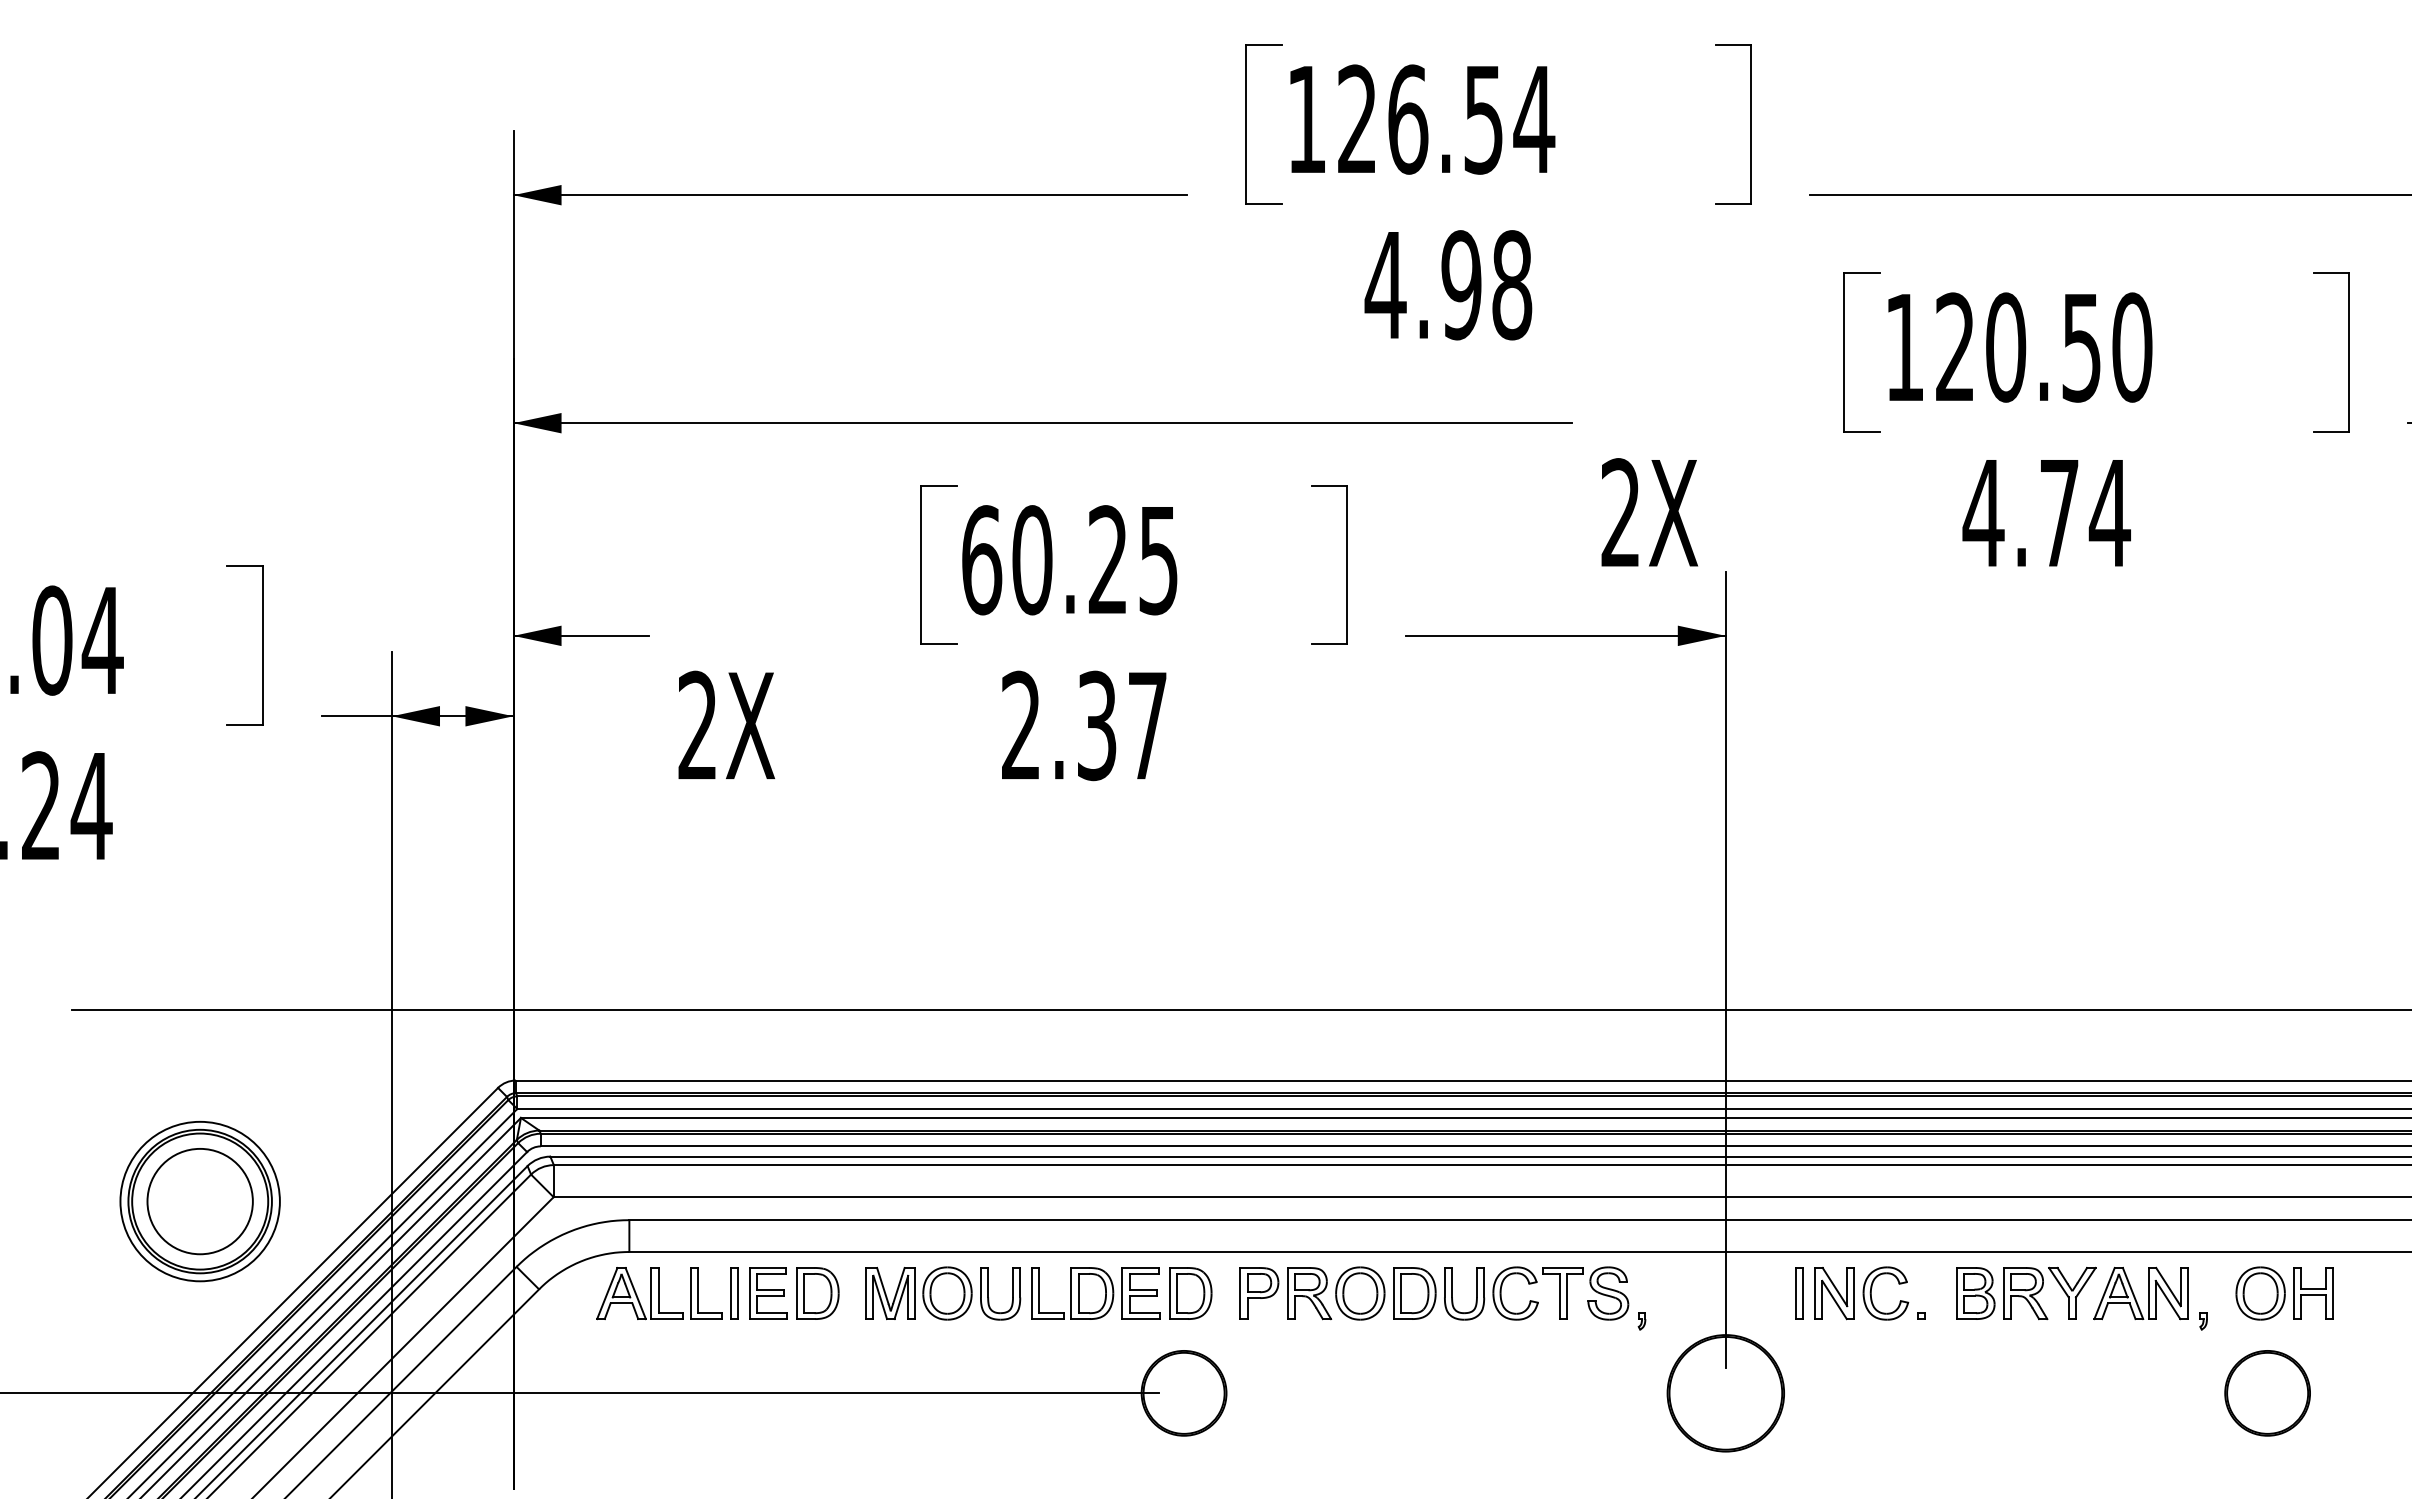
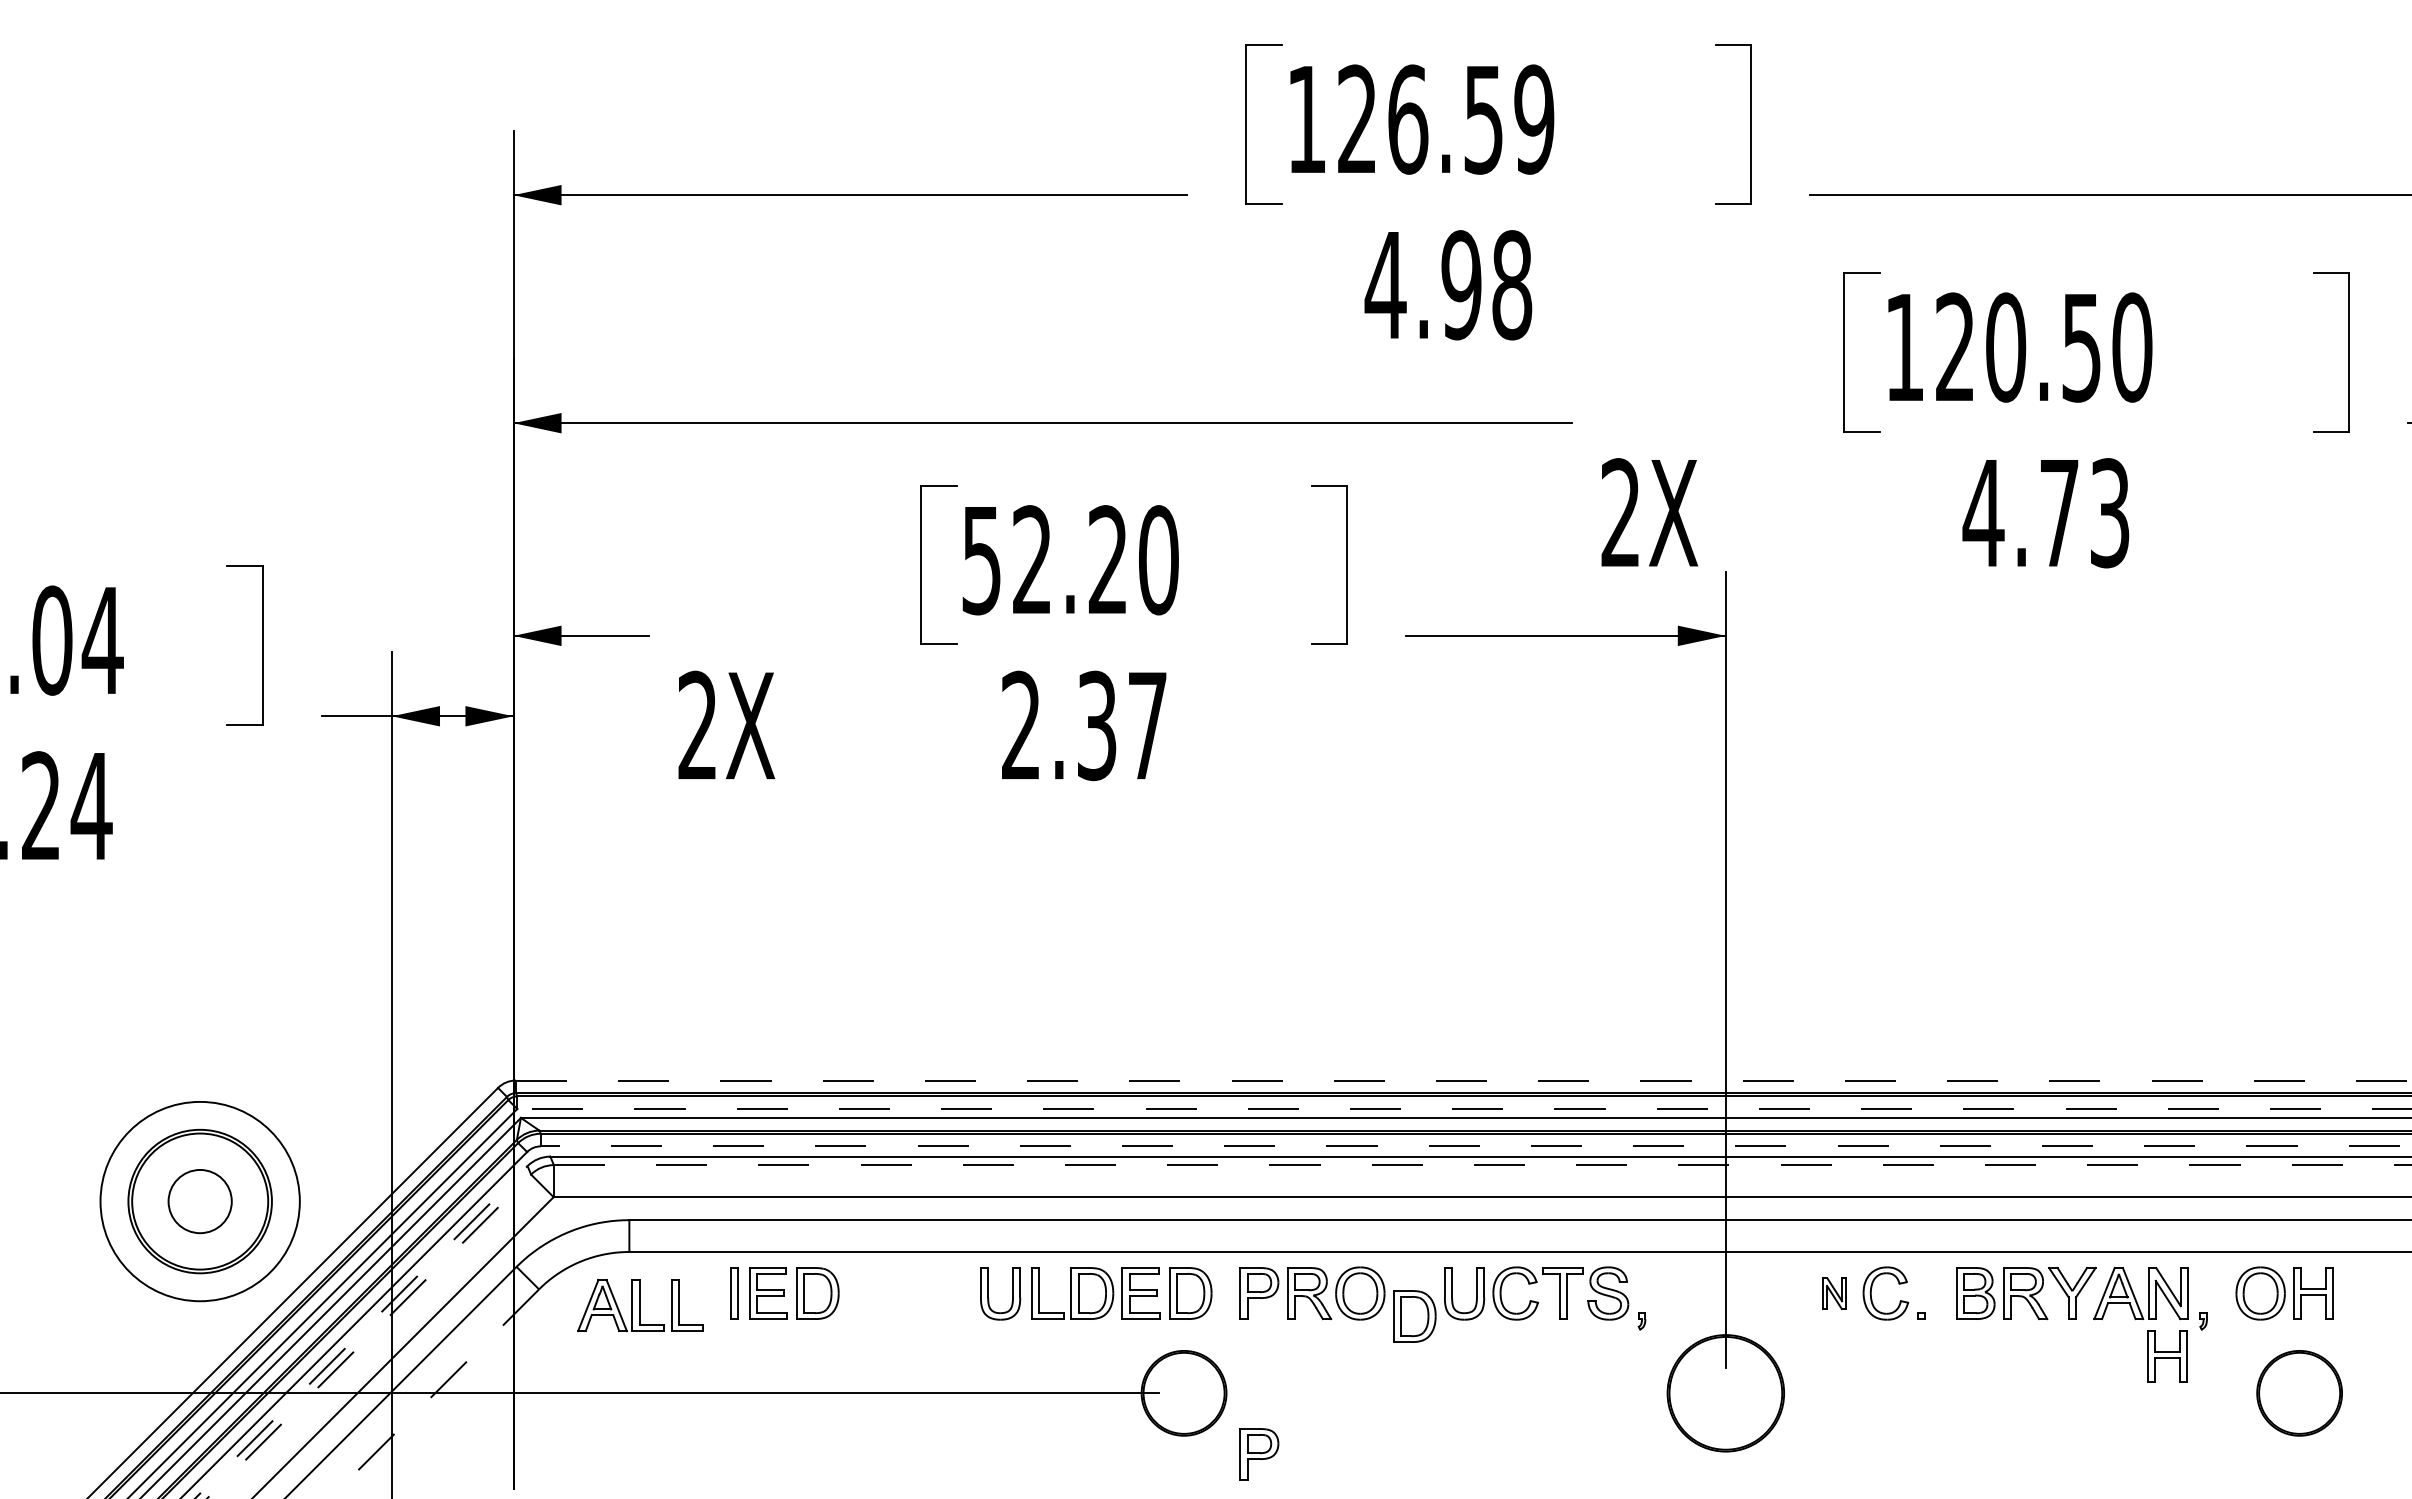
text: 126.54 -> 126.59 (1534, 119)
text: 4.74 -> 4.73 (2109, 513)
text: 60.25 -> 52.20 (1070, 560)
line: present -> none (1240, 1009)
line: solid -> dashed (1463, 1080)
line: solid -> dashed (1463, 1109)
line: solid -> dashed (1475, 1146)
line: solid -> dashed (1482, 1165)
circle diameter: 105 px -> 63 px (199, 1201)
circle diameter: 159 px -> 199 px (199, 1201)
part position: (659, 1293) -> (640, 1305) (640, 1305)
part: present -> none (918, 1293)
part position: (1414, 1293) -> (1414, 1316) (1414, 1316)
part: present -> none (1799, 1293)
part size: 41x54 px -> 25x34 px (1834, 1293)
line: solid -> dashed (361, 1332)
line: solid -> dashed (369, 1336)
part: none -> present (2167, 1356)
part position: (2267, 1393) -> (2299, 1393) (2299, 1393)
line: solid -> dashed (434, 1394)
part: none -> present (1259, 1454)
